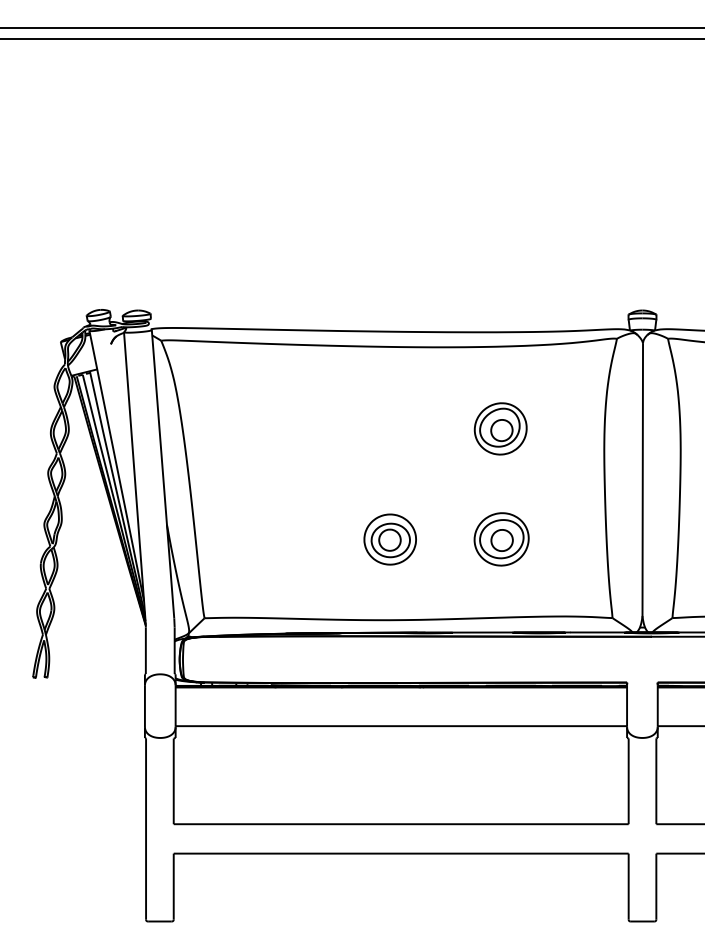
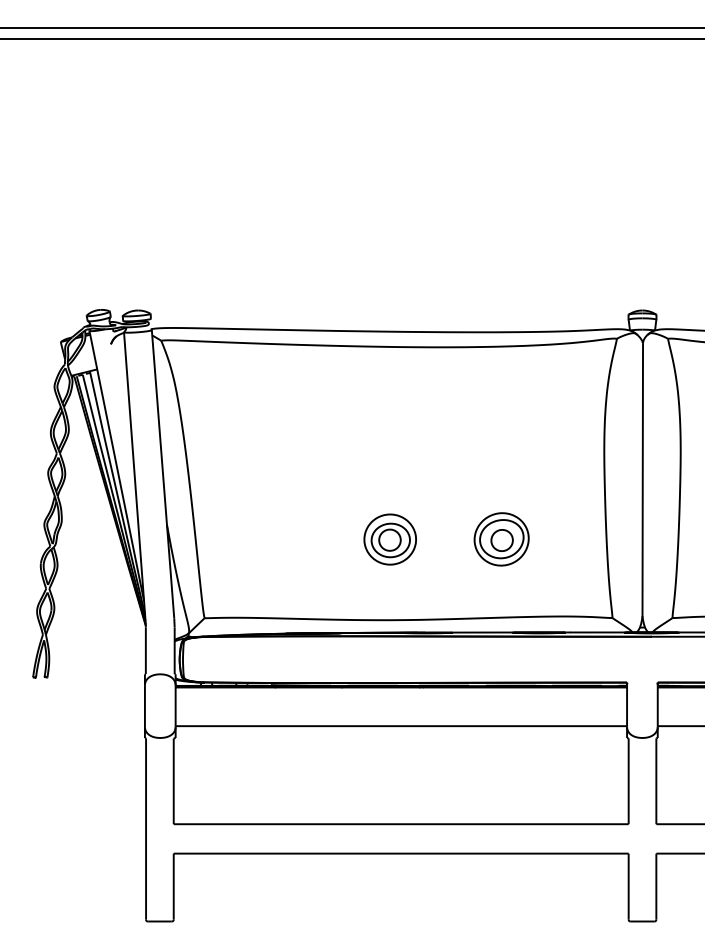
part: present -> none (500, 428)
